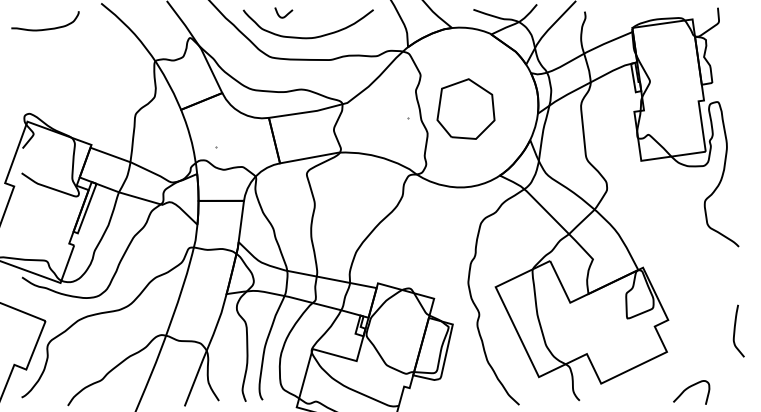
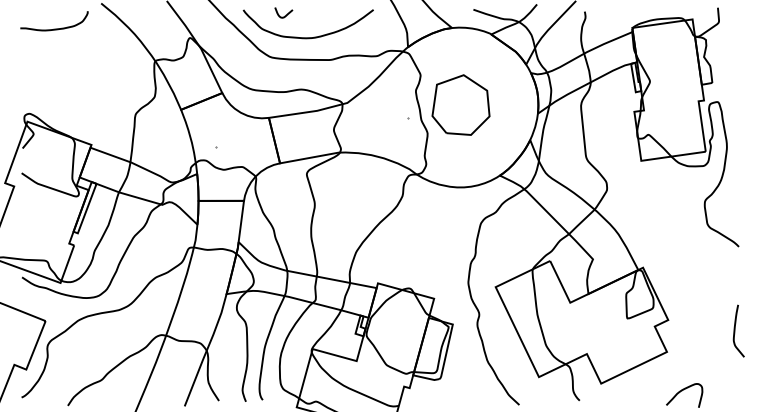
curve position: (45, 28) -> (54, 28) (54, 28)
part position: (465, 108) -> (460, 104) (460, 104)
curve position: (689, 388) -> (682, 391) (682, 391)
